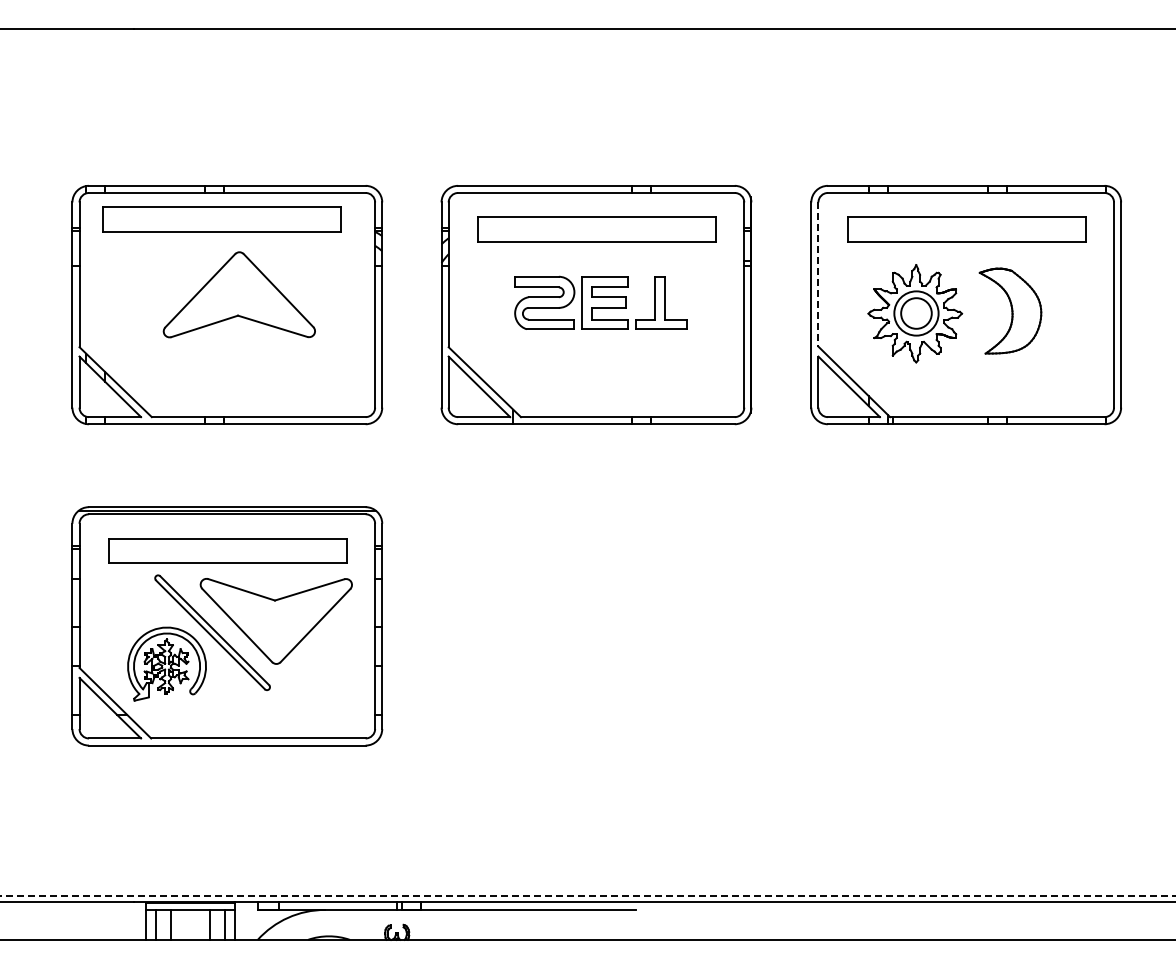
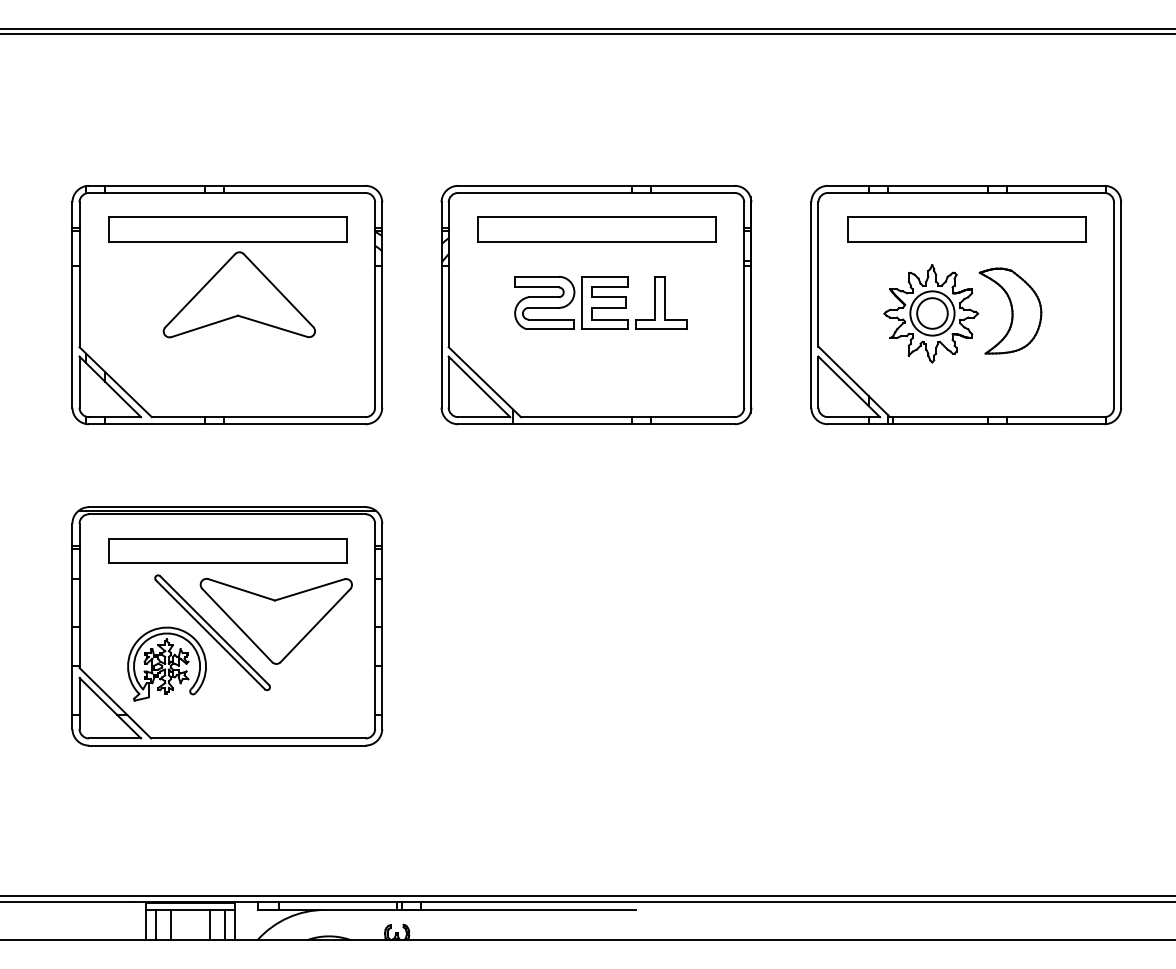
line: none -> present (587, 34)
part position: (221, 219) -> (227, 229) (227, 229)
line: dashed -> solid (818, 275)
part position: (915, 313) -> (931, 313) (931, 313)
line: dashed -> solid (587, 896)
